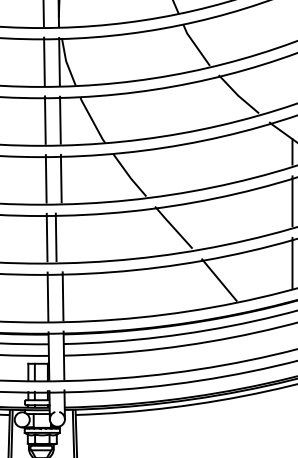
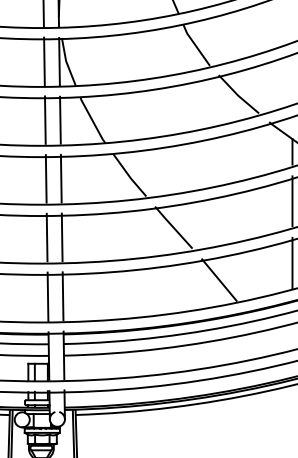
line position: (55, 237) -> (61, 237) (61, 237)
